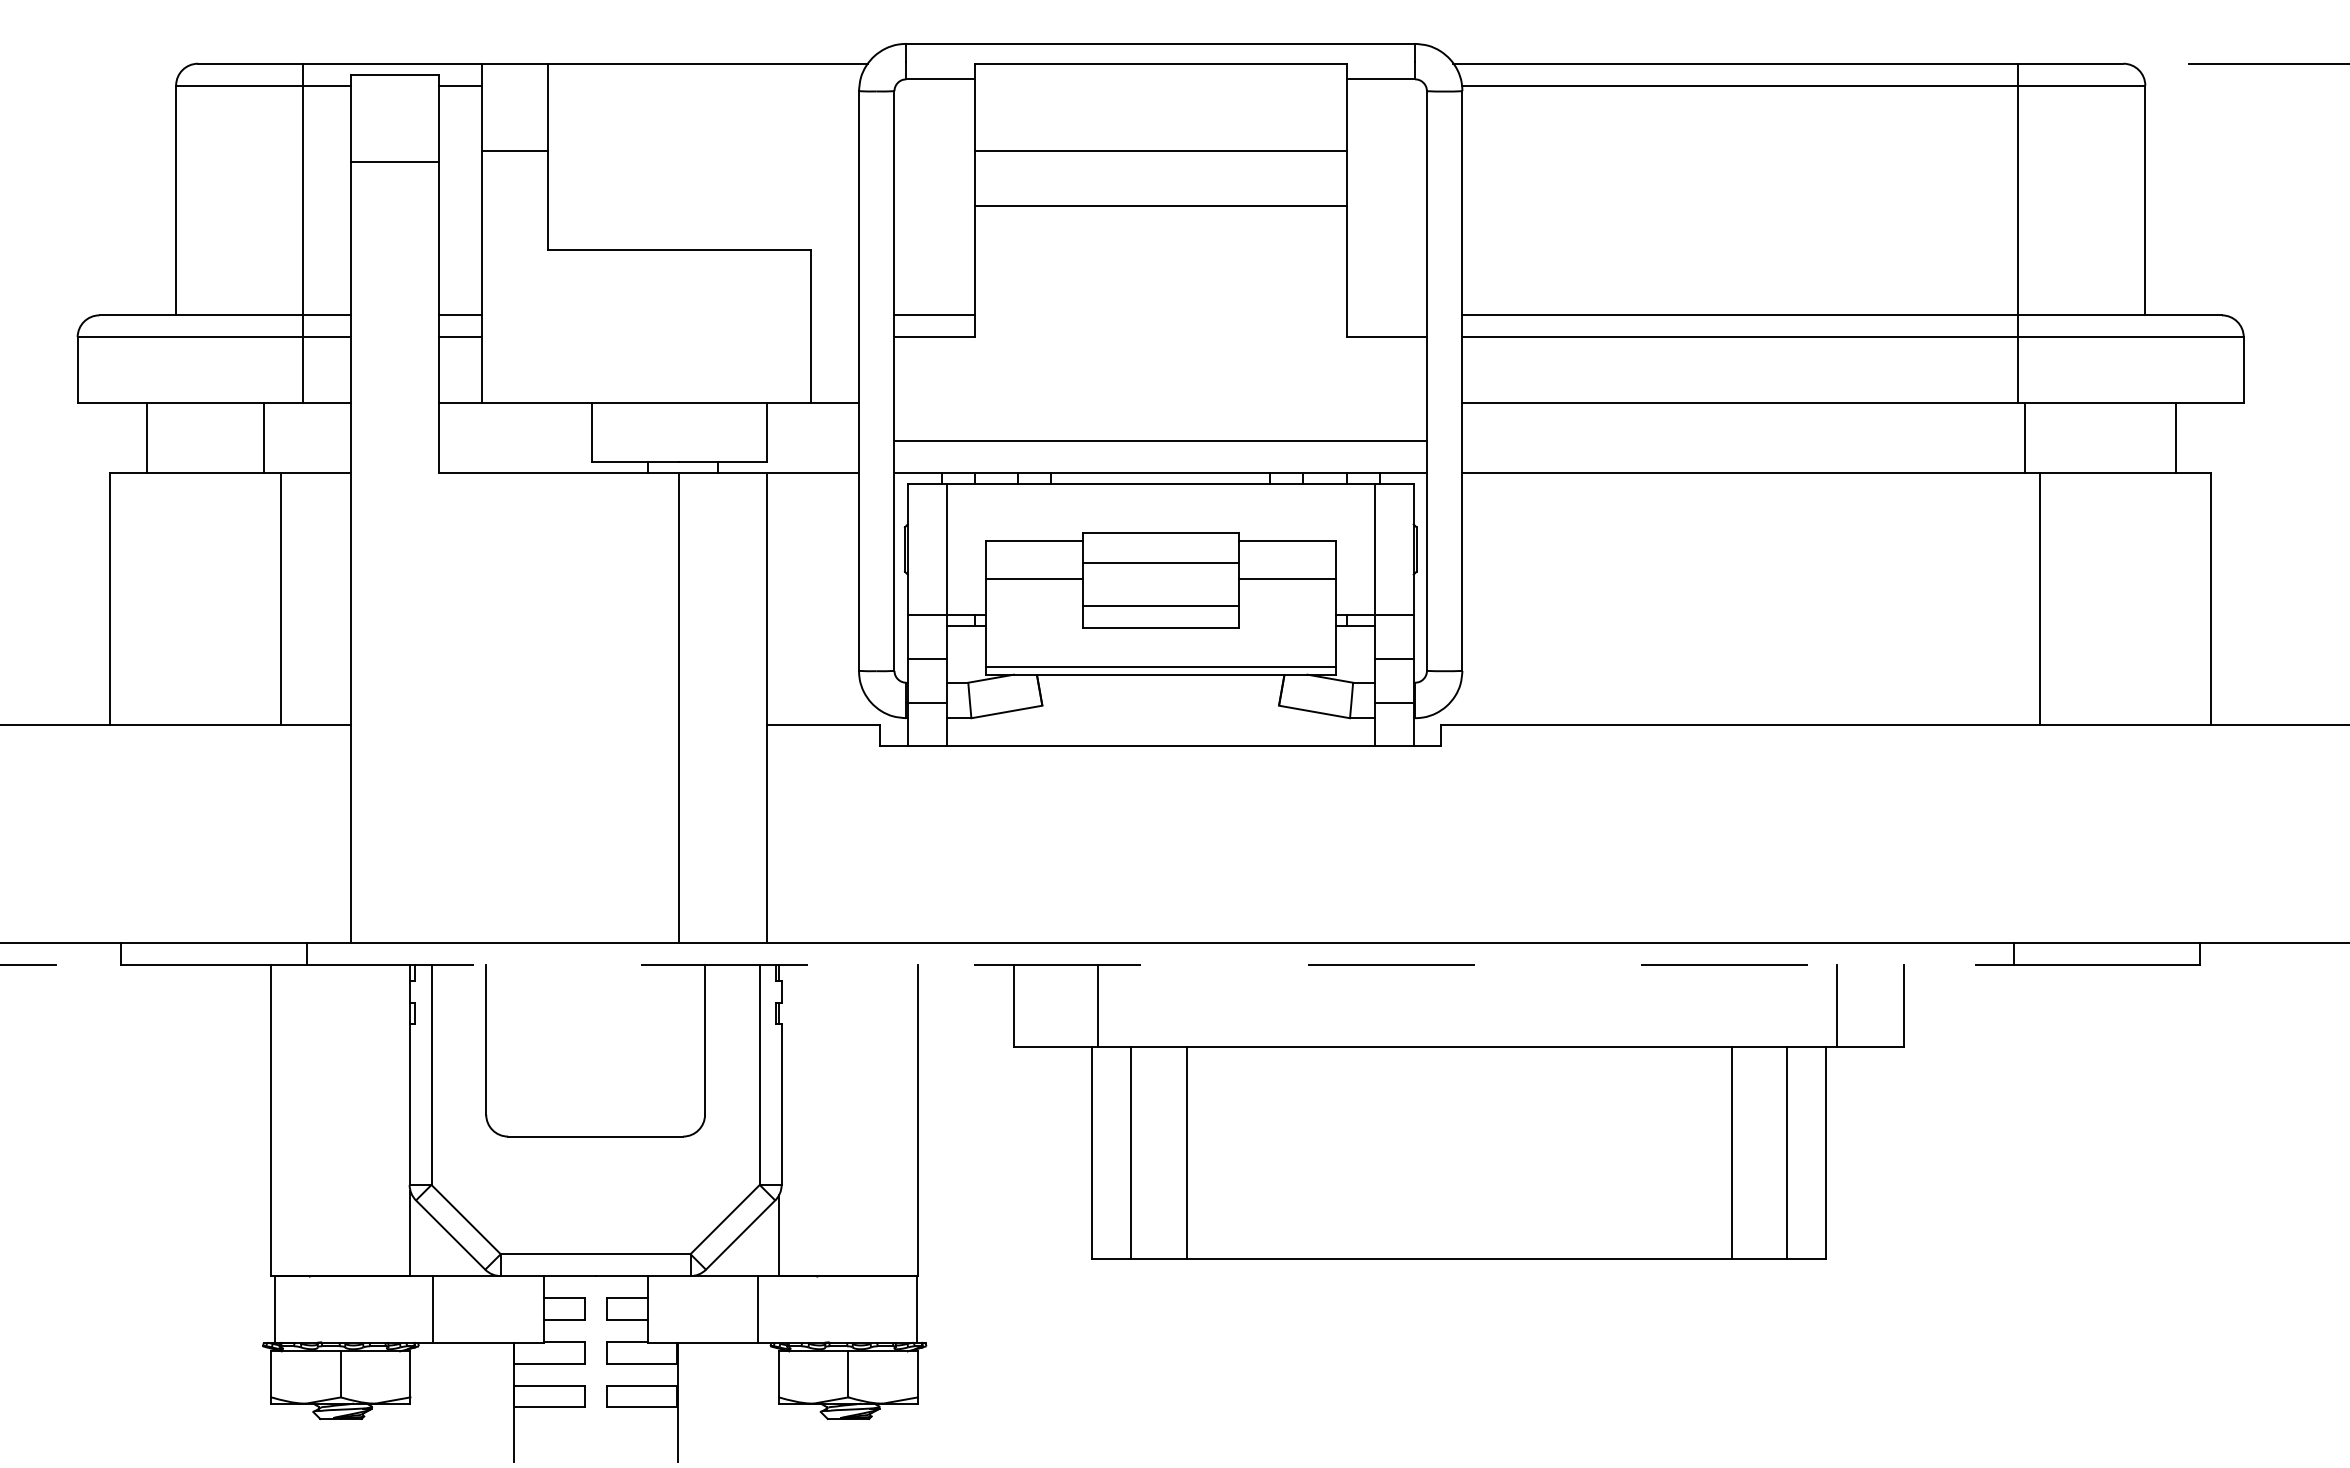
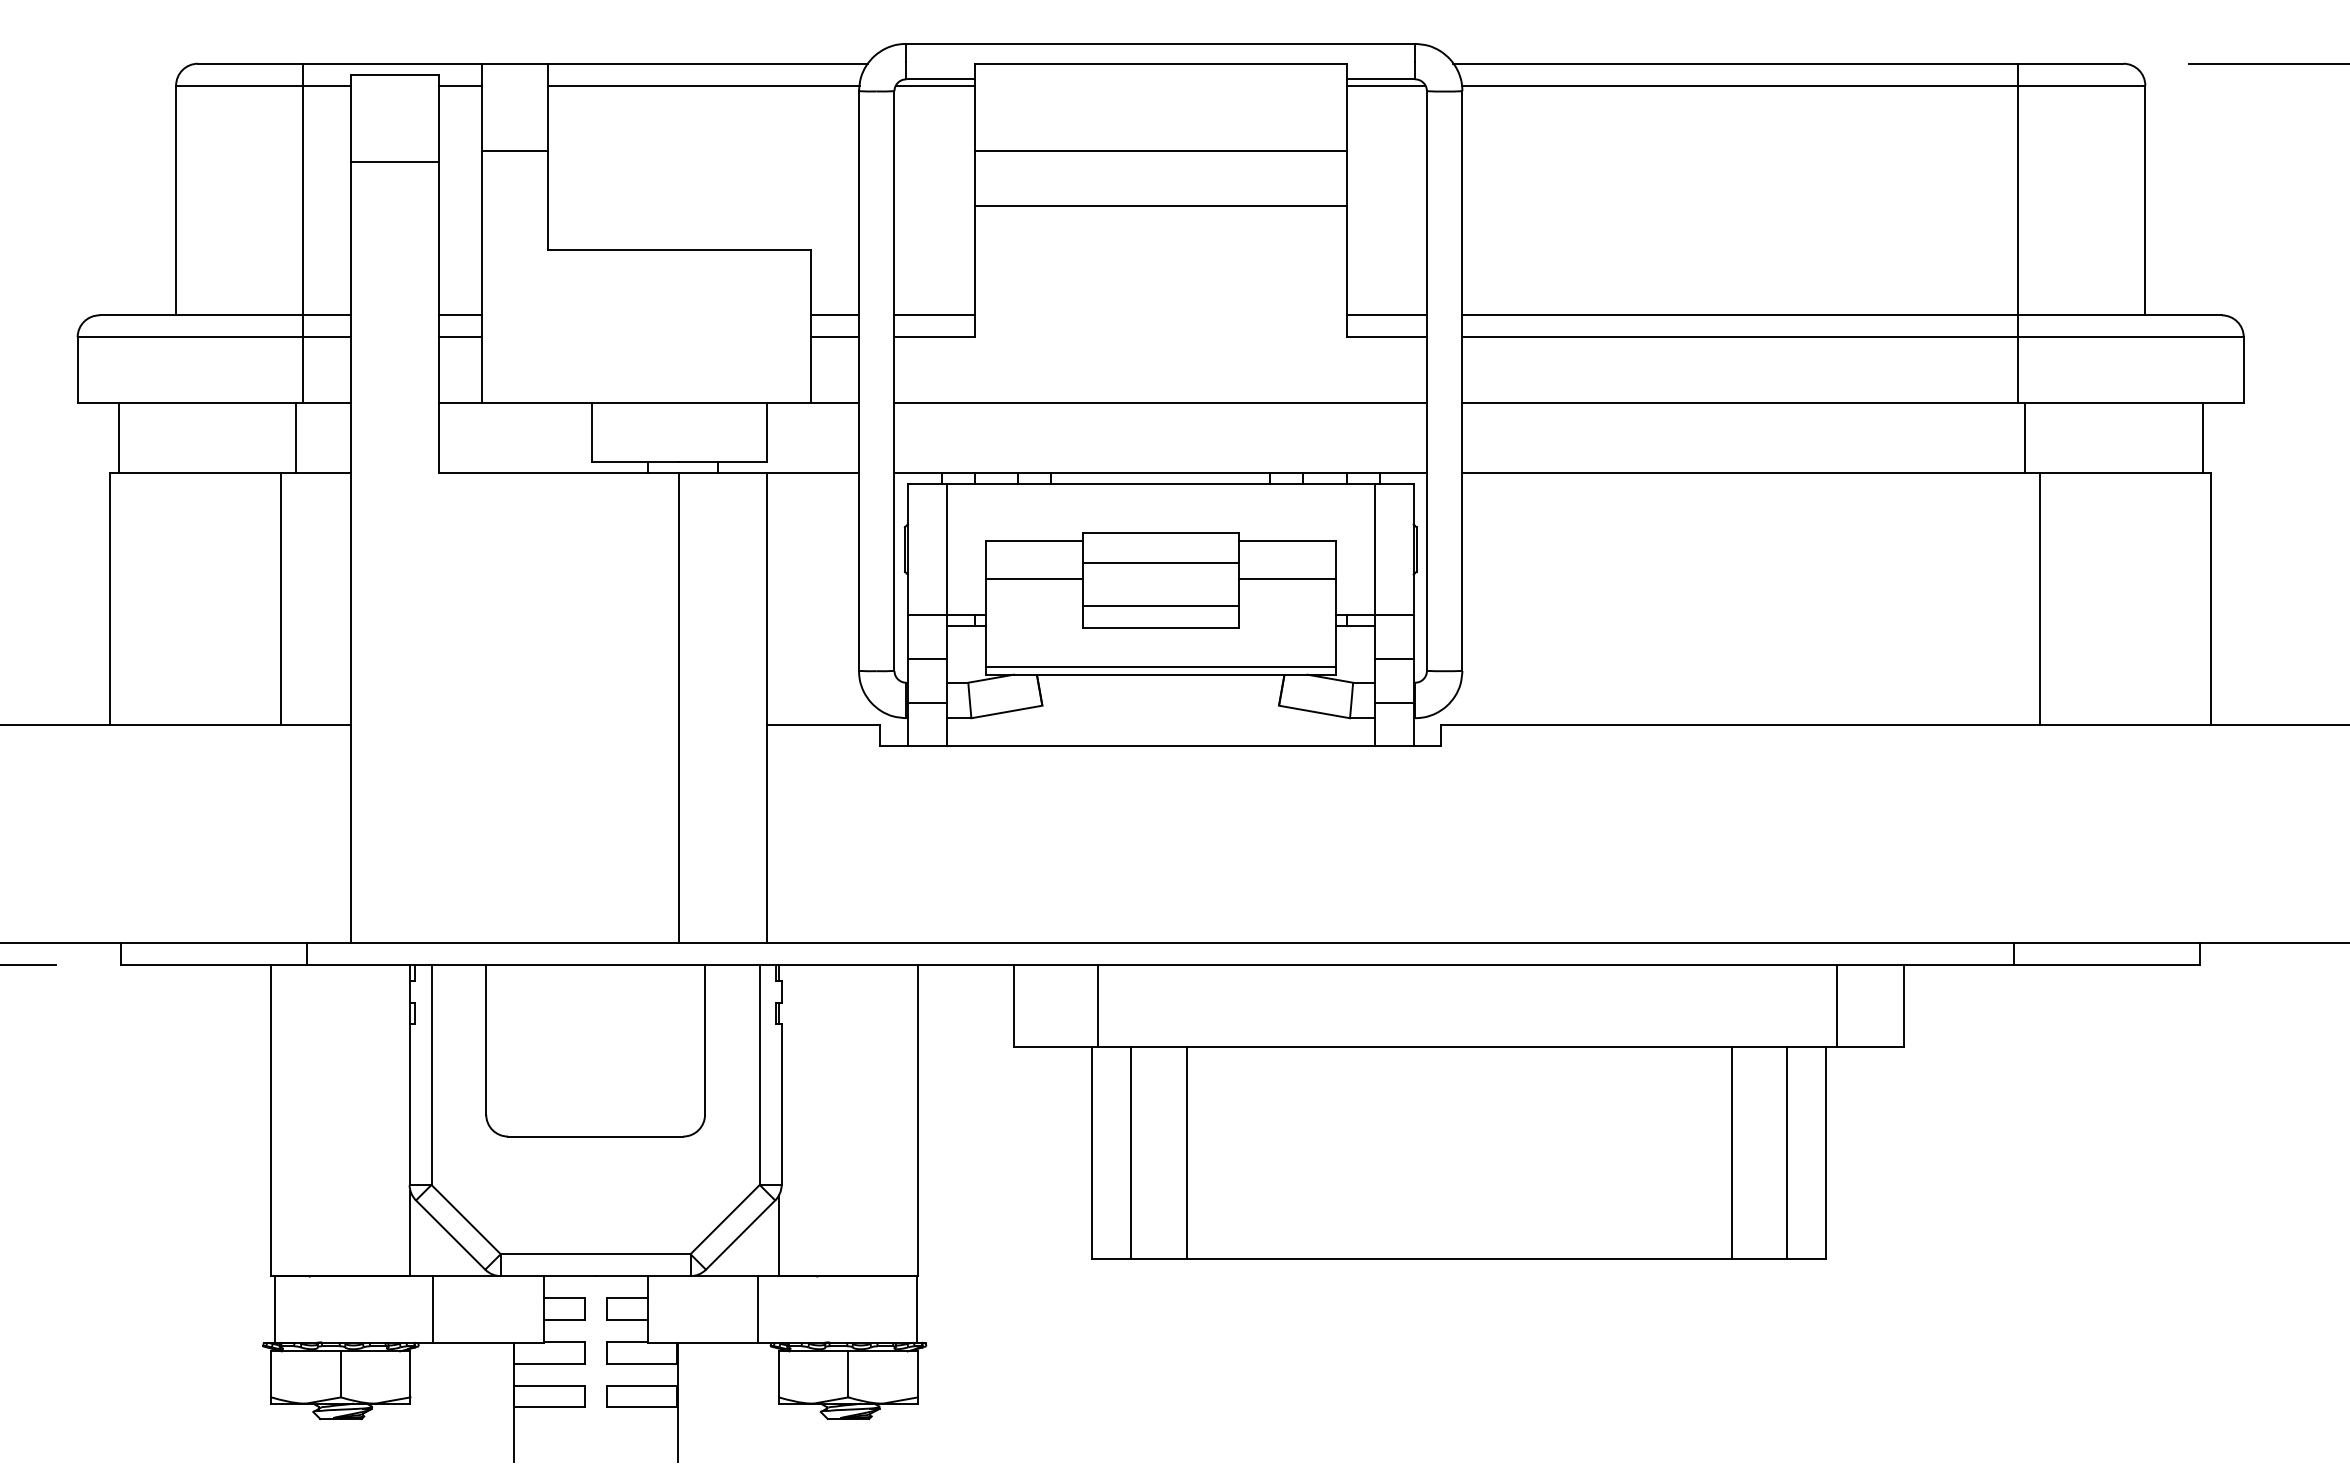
line: none -> present (703, 85)
line: none -> present (934, 85)
line: none -> present (1385, 85)
line: none -> present (834, 315)
line: none -> present (1386, 315)
line: none -> present (834, 337)
line position: (146, 437) -> (118, 437) (118, 437)
line position: (264, 437) -> (296, 437) (296, 437)
line position: (2175, 437) -> (2202, 437) (2202, 437)
line position: (1160, 440) -> (1160, 402) (1160, 402)
line: dashed -> solid (1160, 965)
